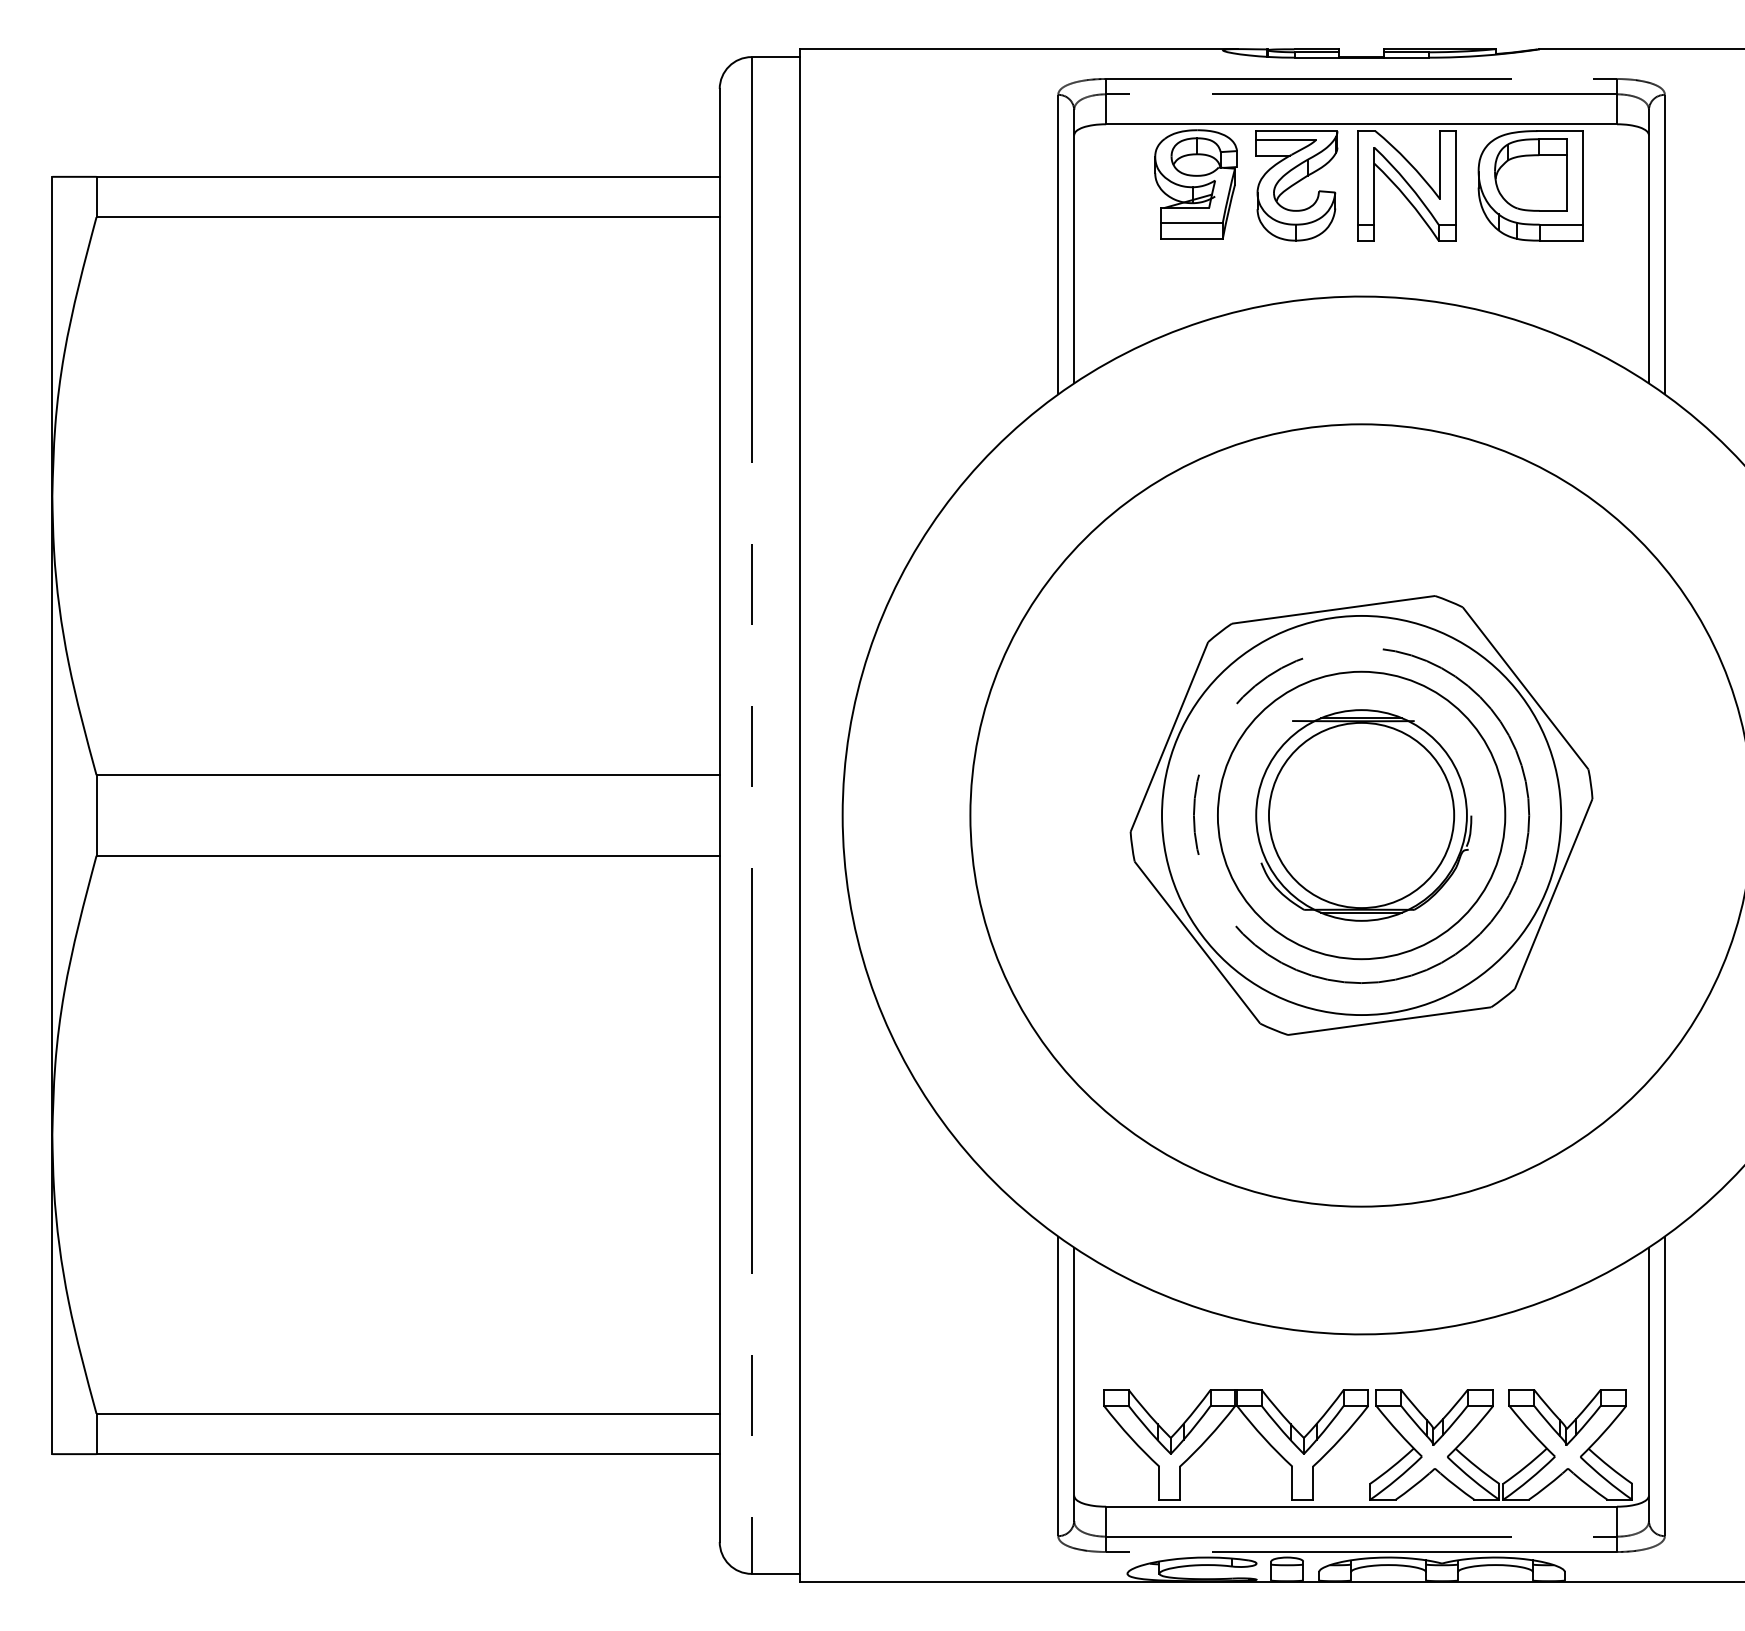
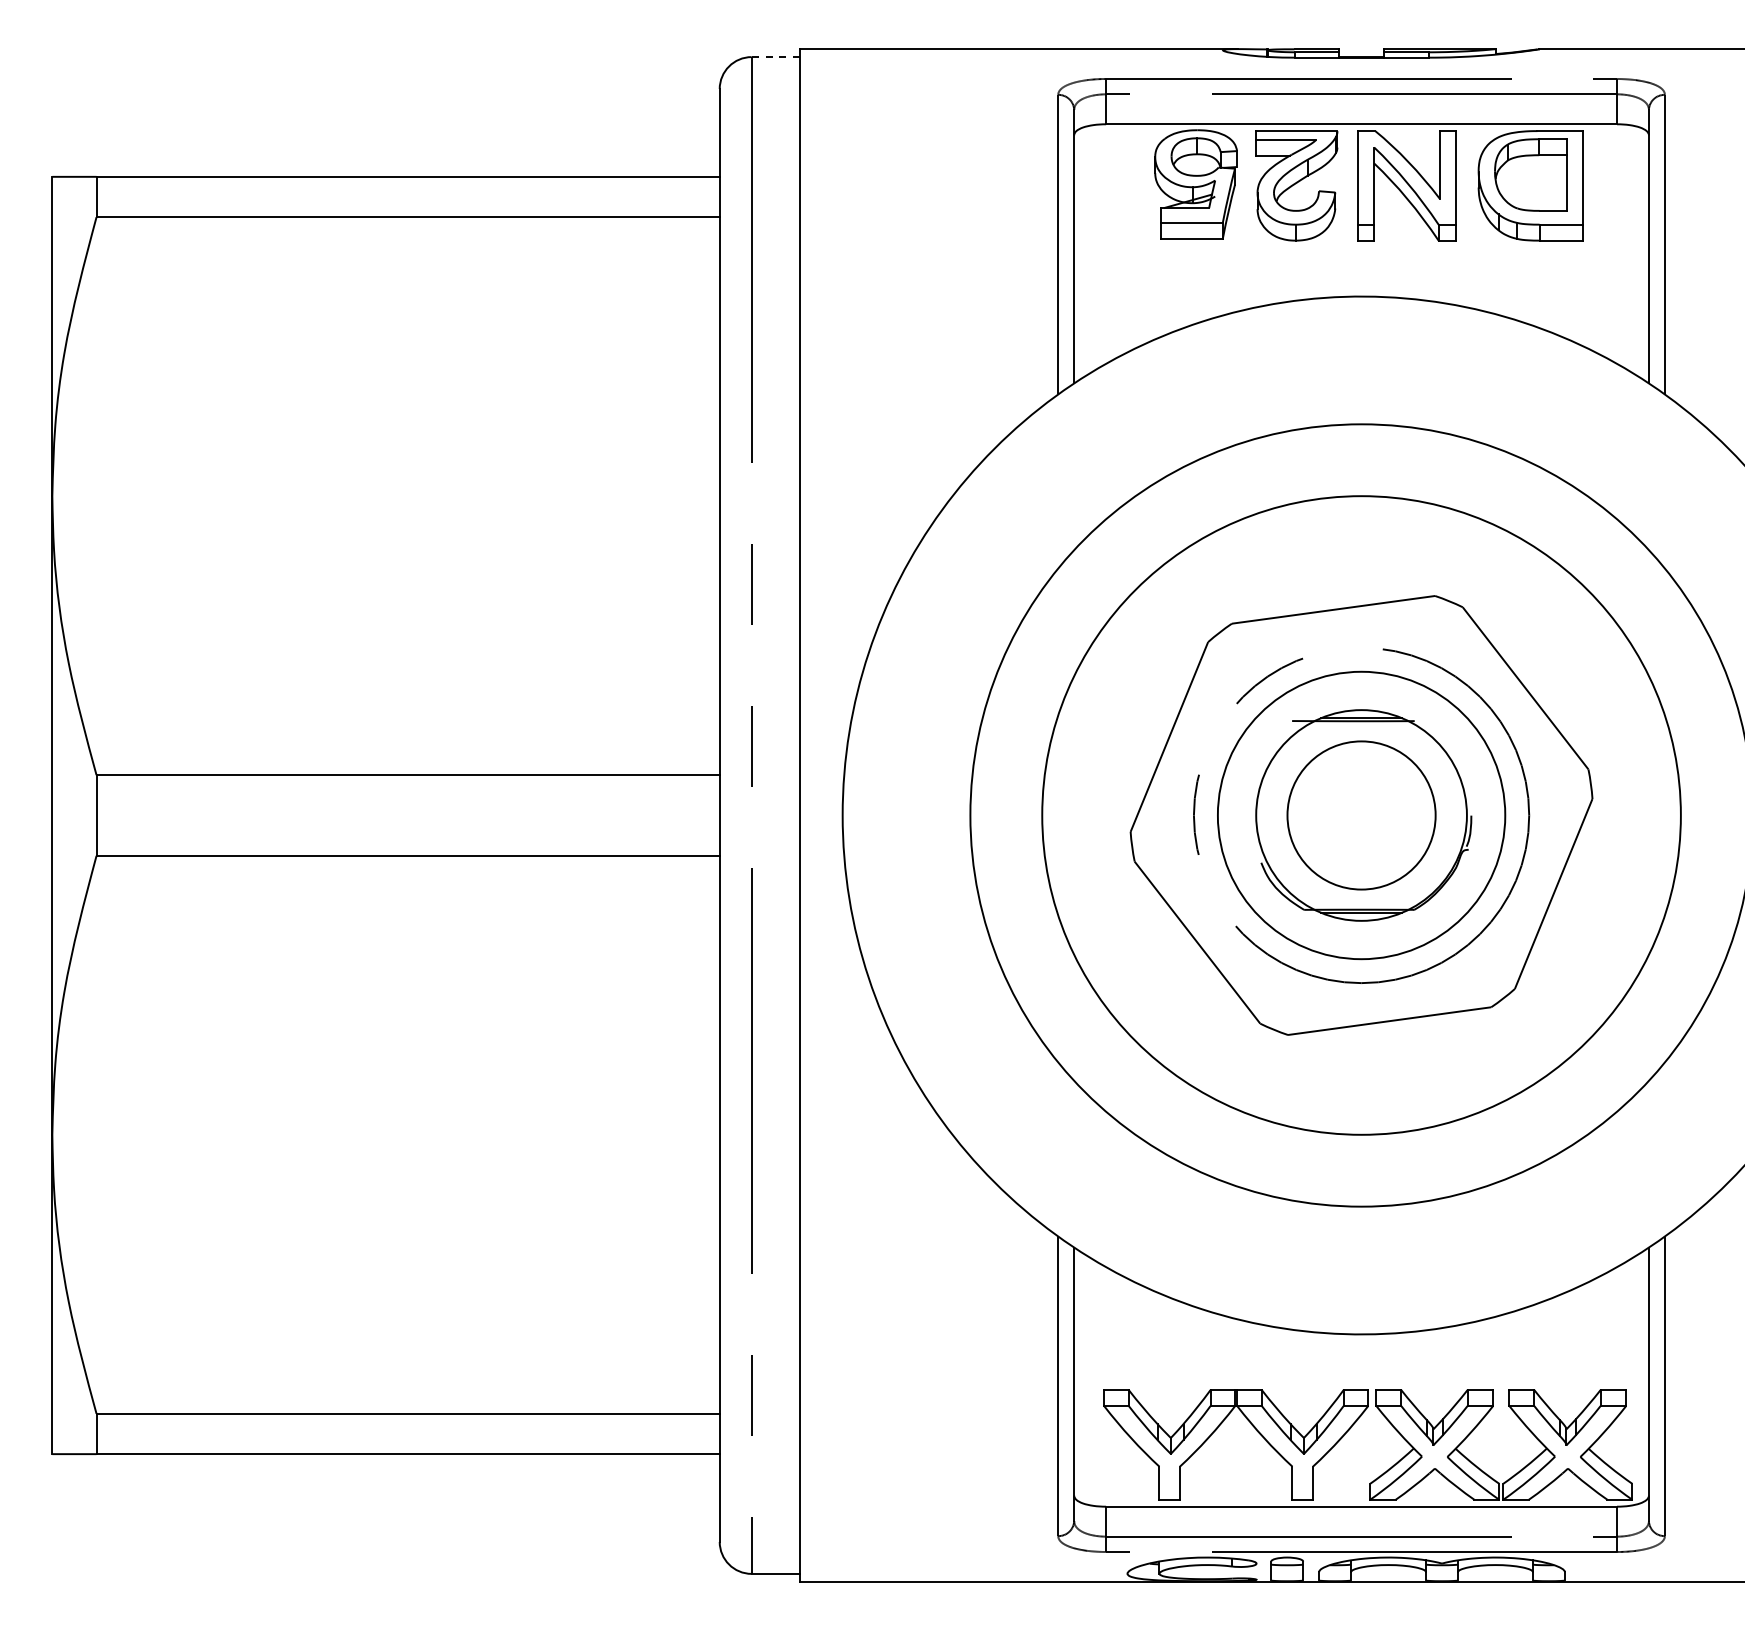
line: solid -> dashed (775, 57)
circle diameter: 185 px -> 148 px (1361, 815)
circle diameter: 399 px -> 639 px (1361, 815)
